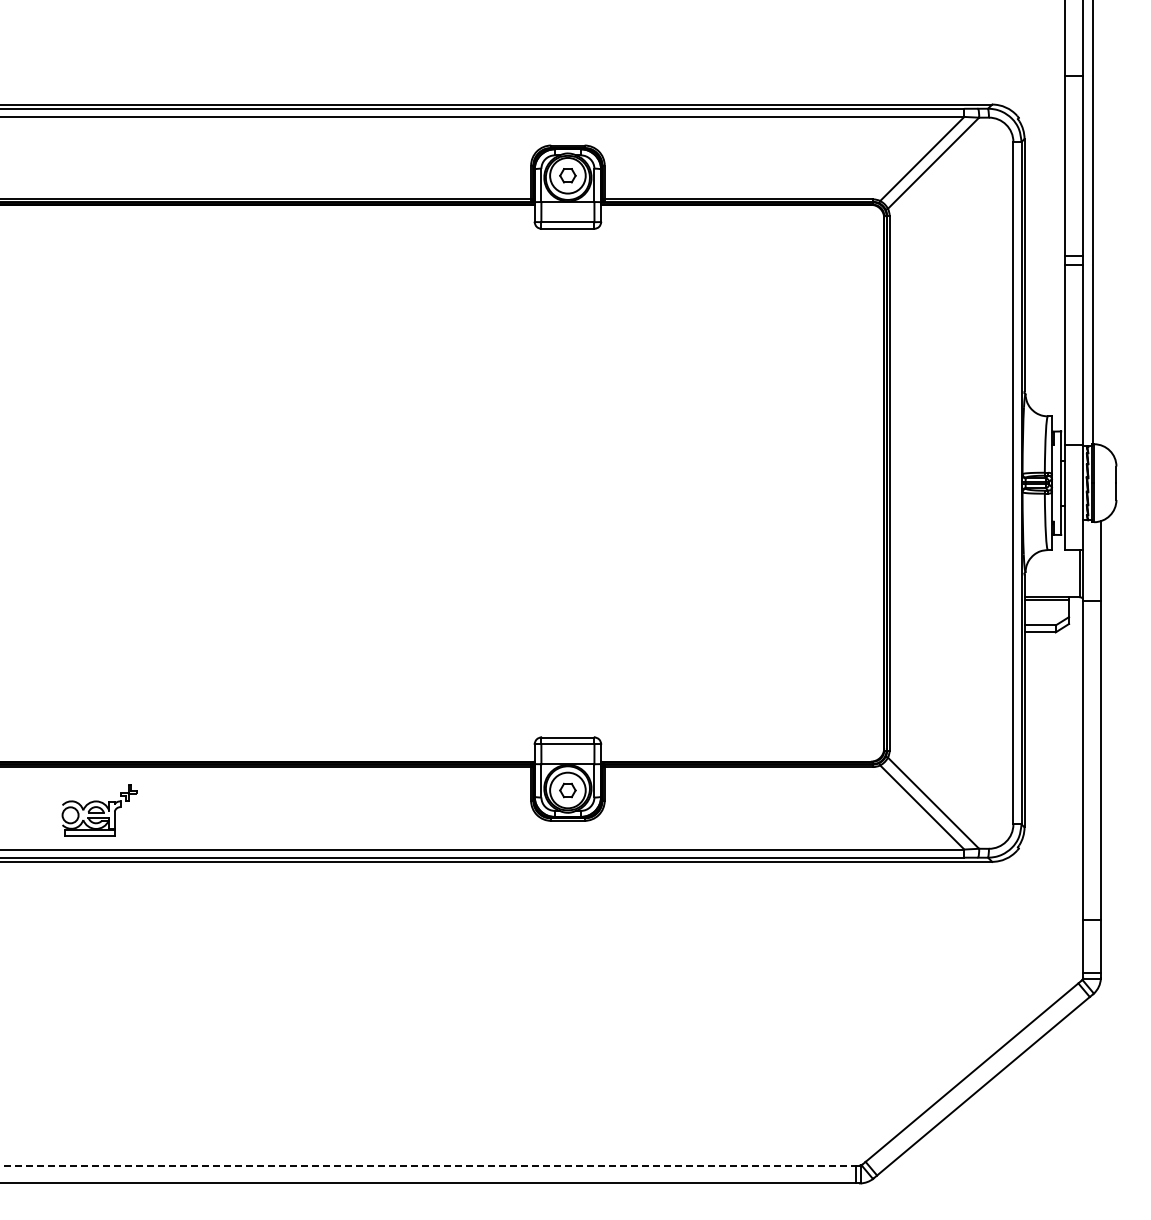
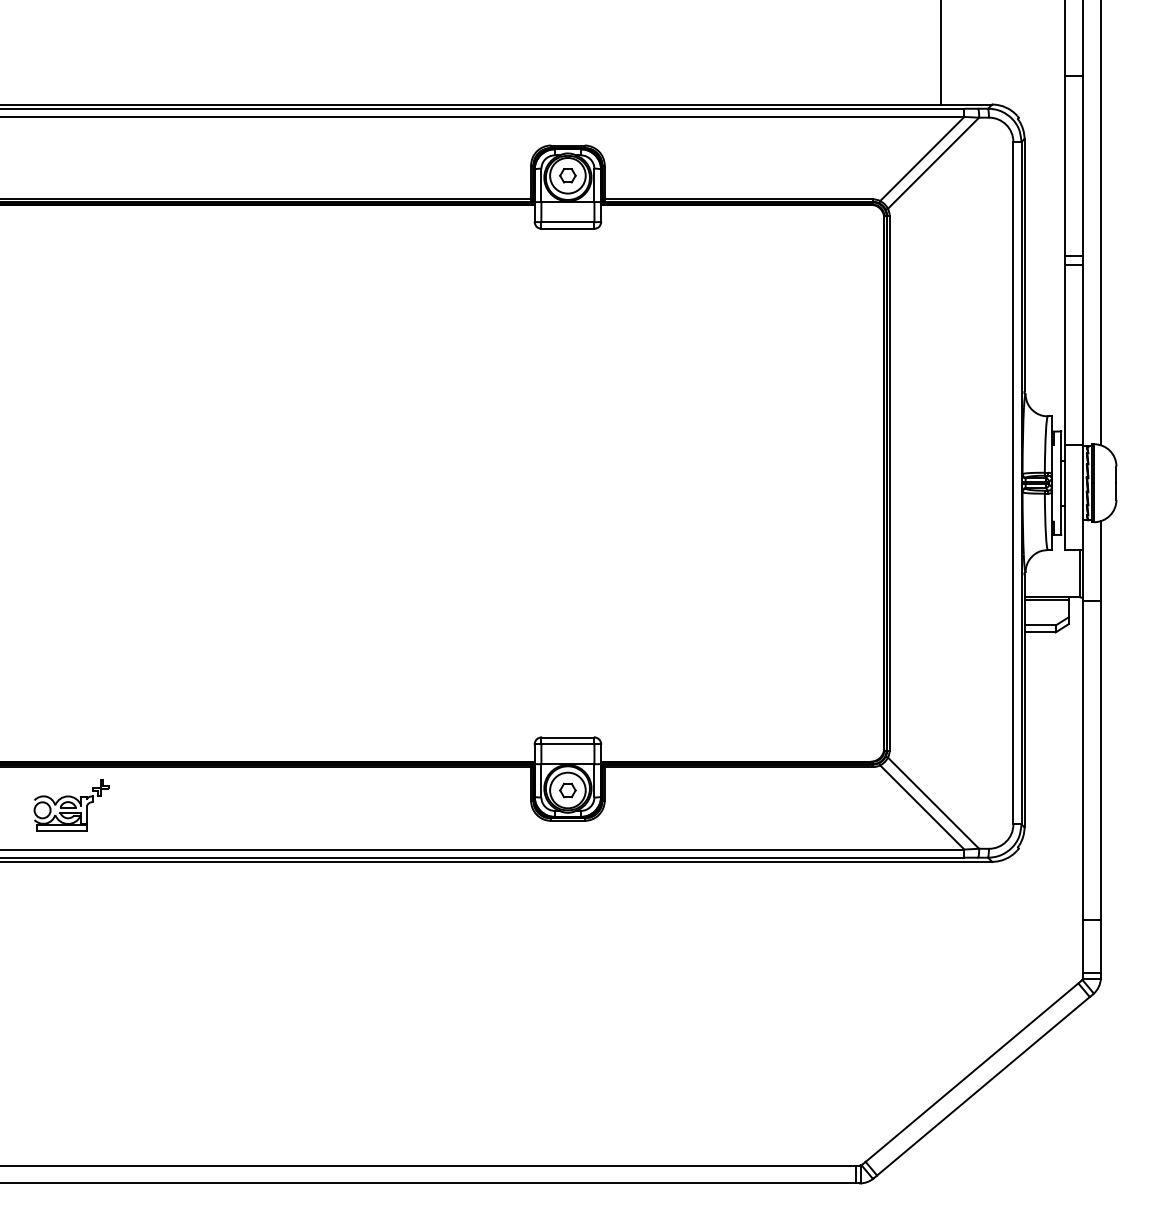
line: none -> present (940, 53)
line position: (1092, 223) -> (1100, 223) (1100, 223)
part position: (99, 810) -> (71, 805) (71, 805)
line: dashed -> solid (427, 1165)
